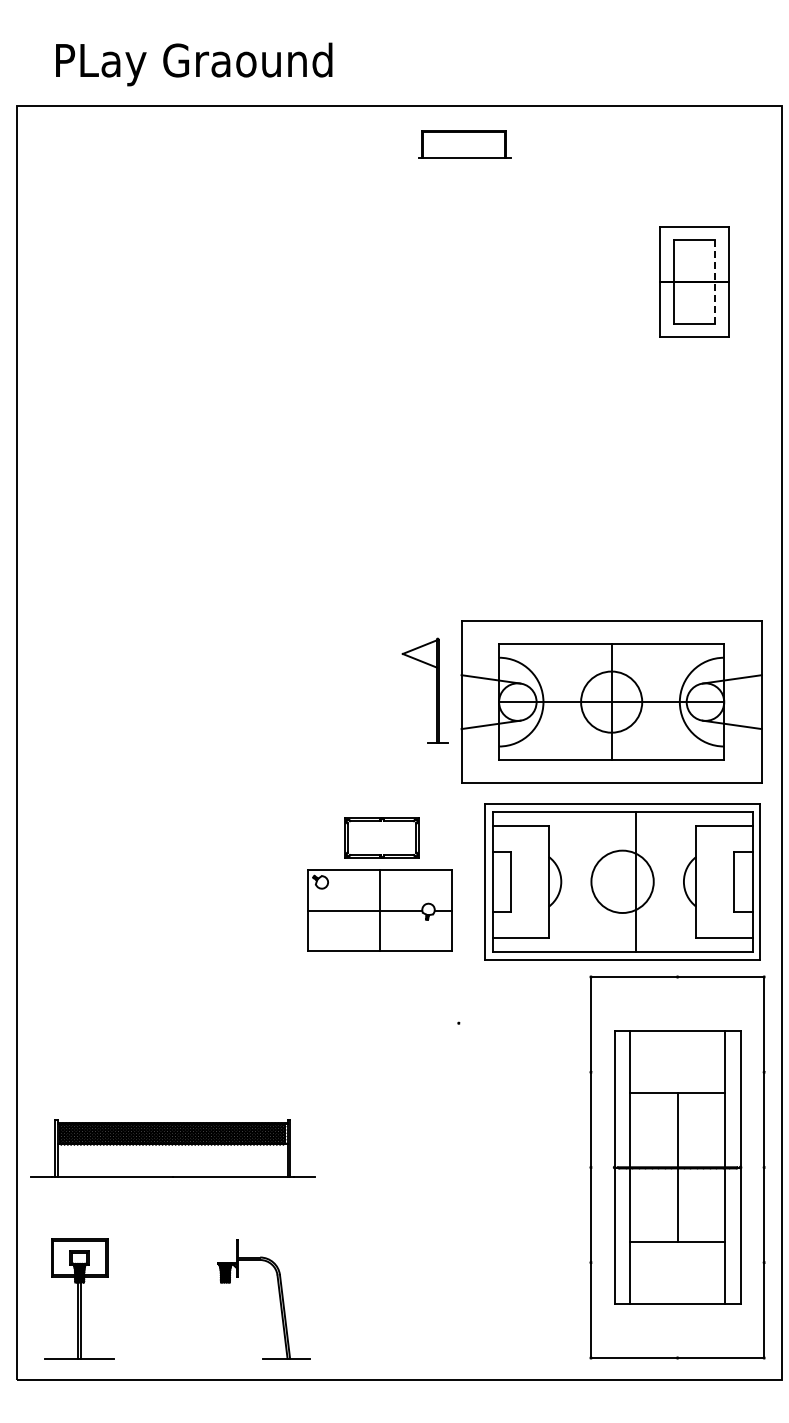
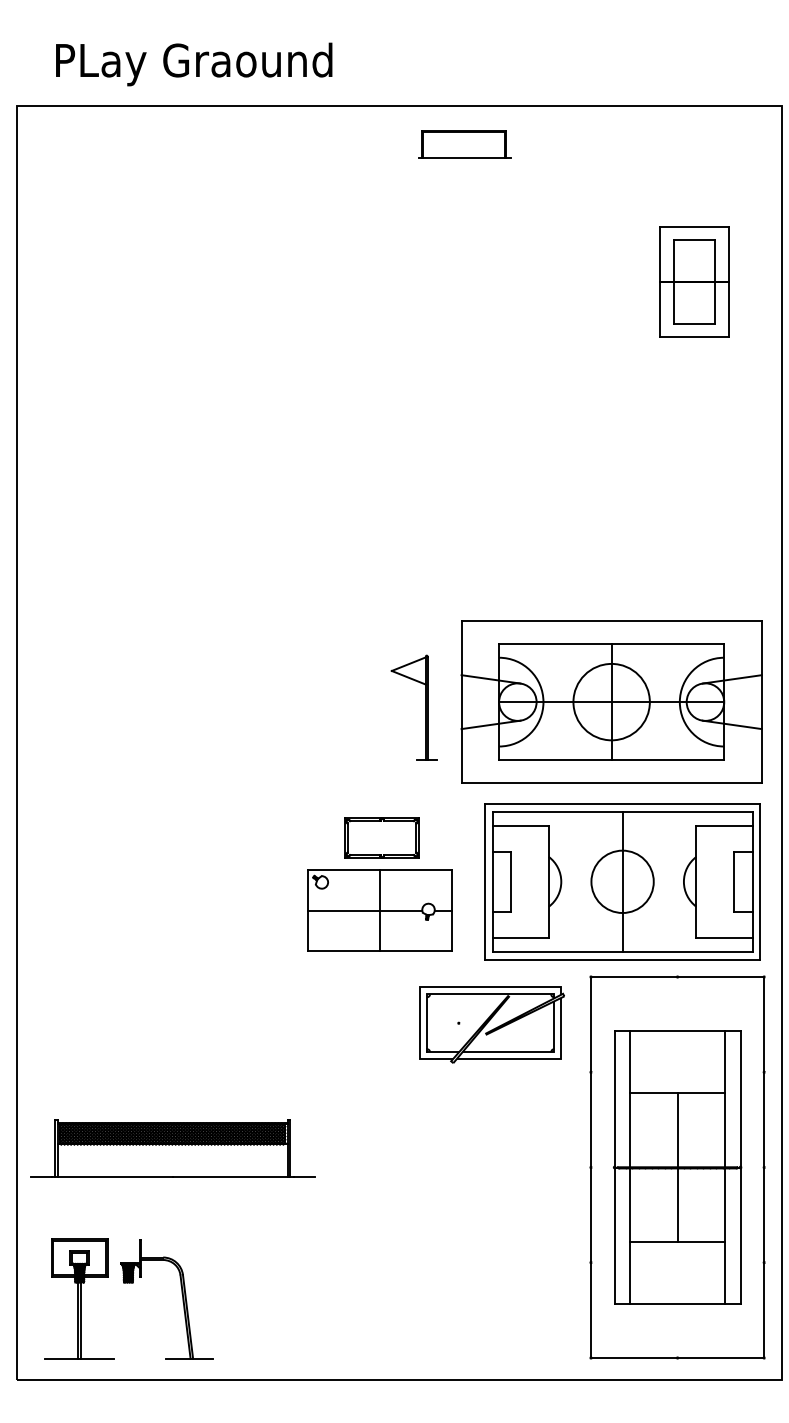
line: dashed -> solid (715, 282)
part position: (436, 690) -> (425, 707) (425, 707)
circle diameter: 61 px -> 76 px (611, 701)
line position: (635, 881) -> (622, 881) (622, 881)
part: none -> present (491, 1024)
part position: (278, 1294) -> (181, 1294) (181, 1294)
